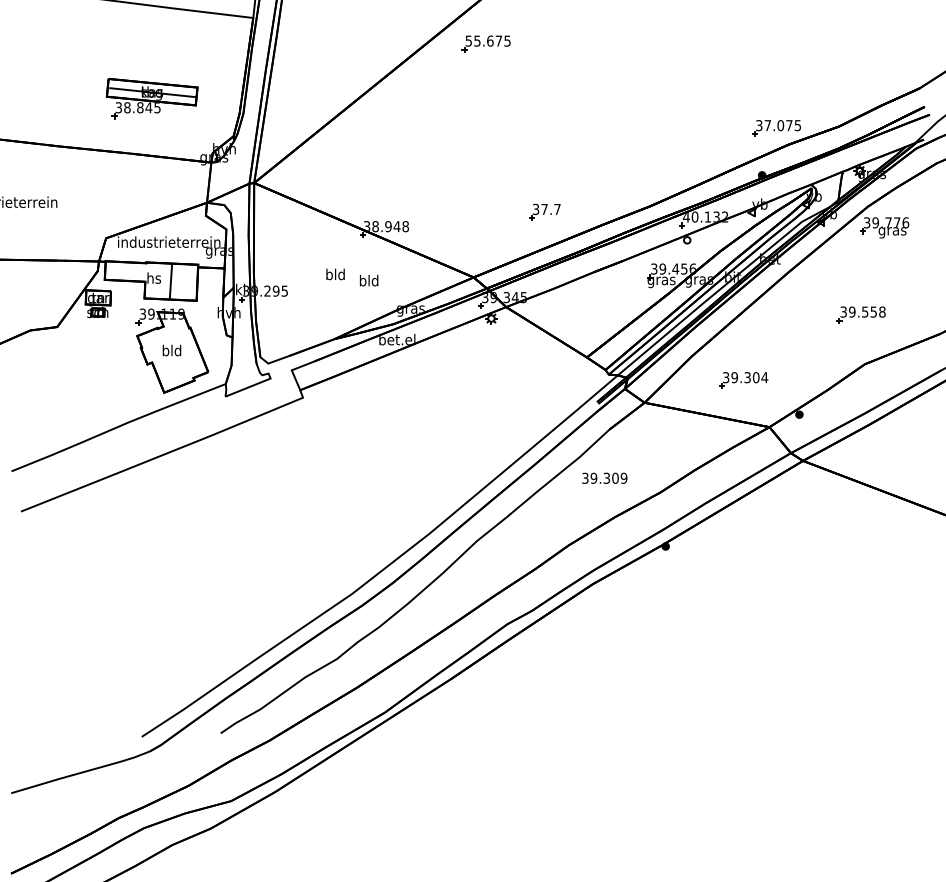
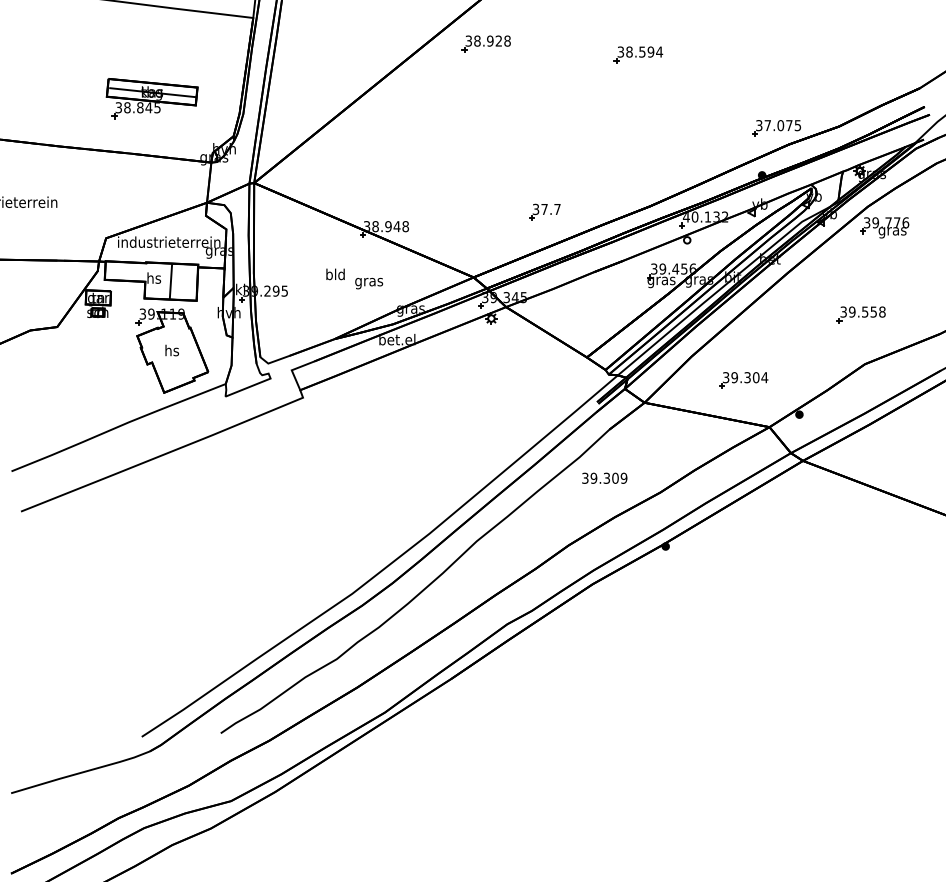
text: 55.675 -> 38.928 (487, 40)
part: none -> present (638, 54)
text: bld -> gras (369, 281)
text: bld -> hs (171, 350)
